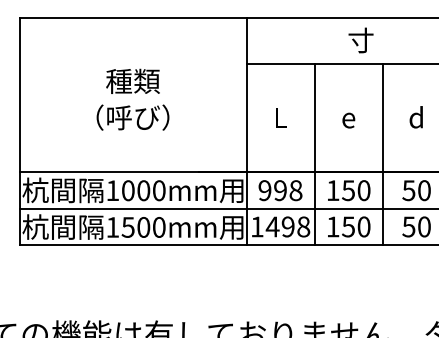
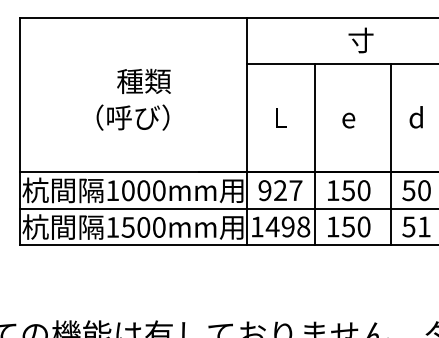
text position: (132, 80) -> (143, 80) (143, 80)
line position: (382, 154) -> (390, 154) (390, 154)
text: 998 -> 927 (288, 190)
text: 50 -> 51 (424, 226)
